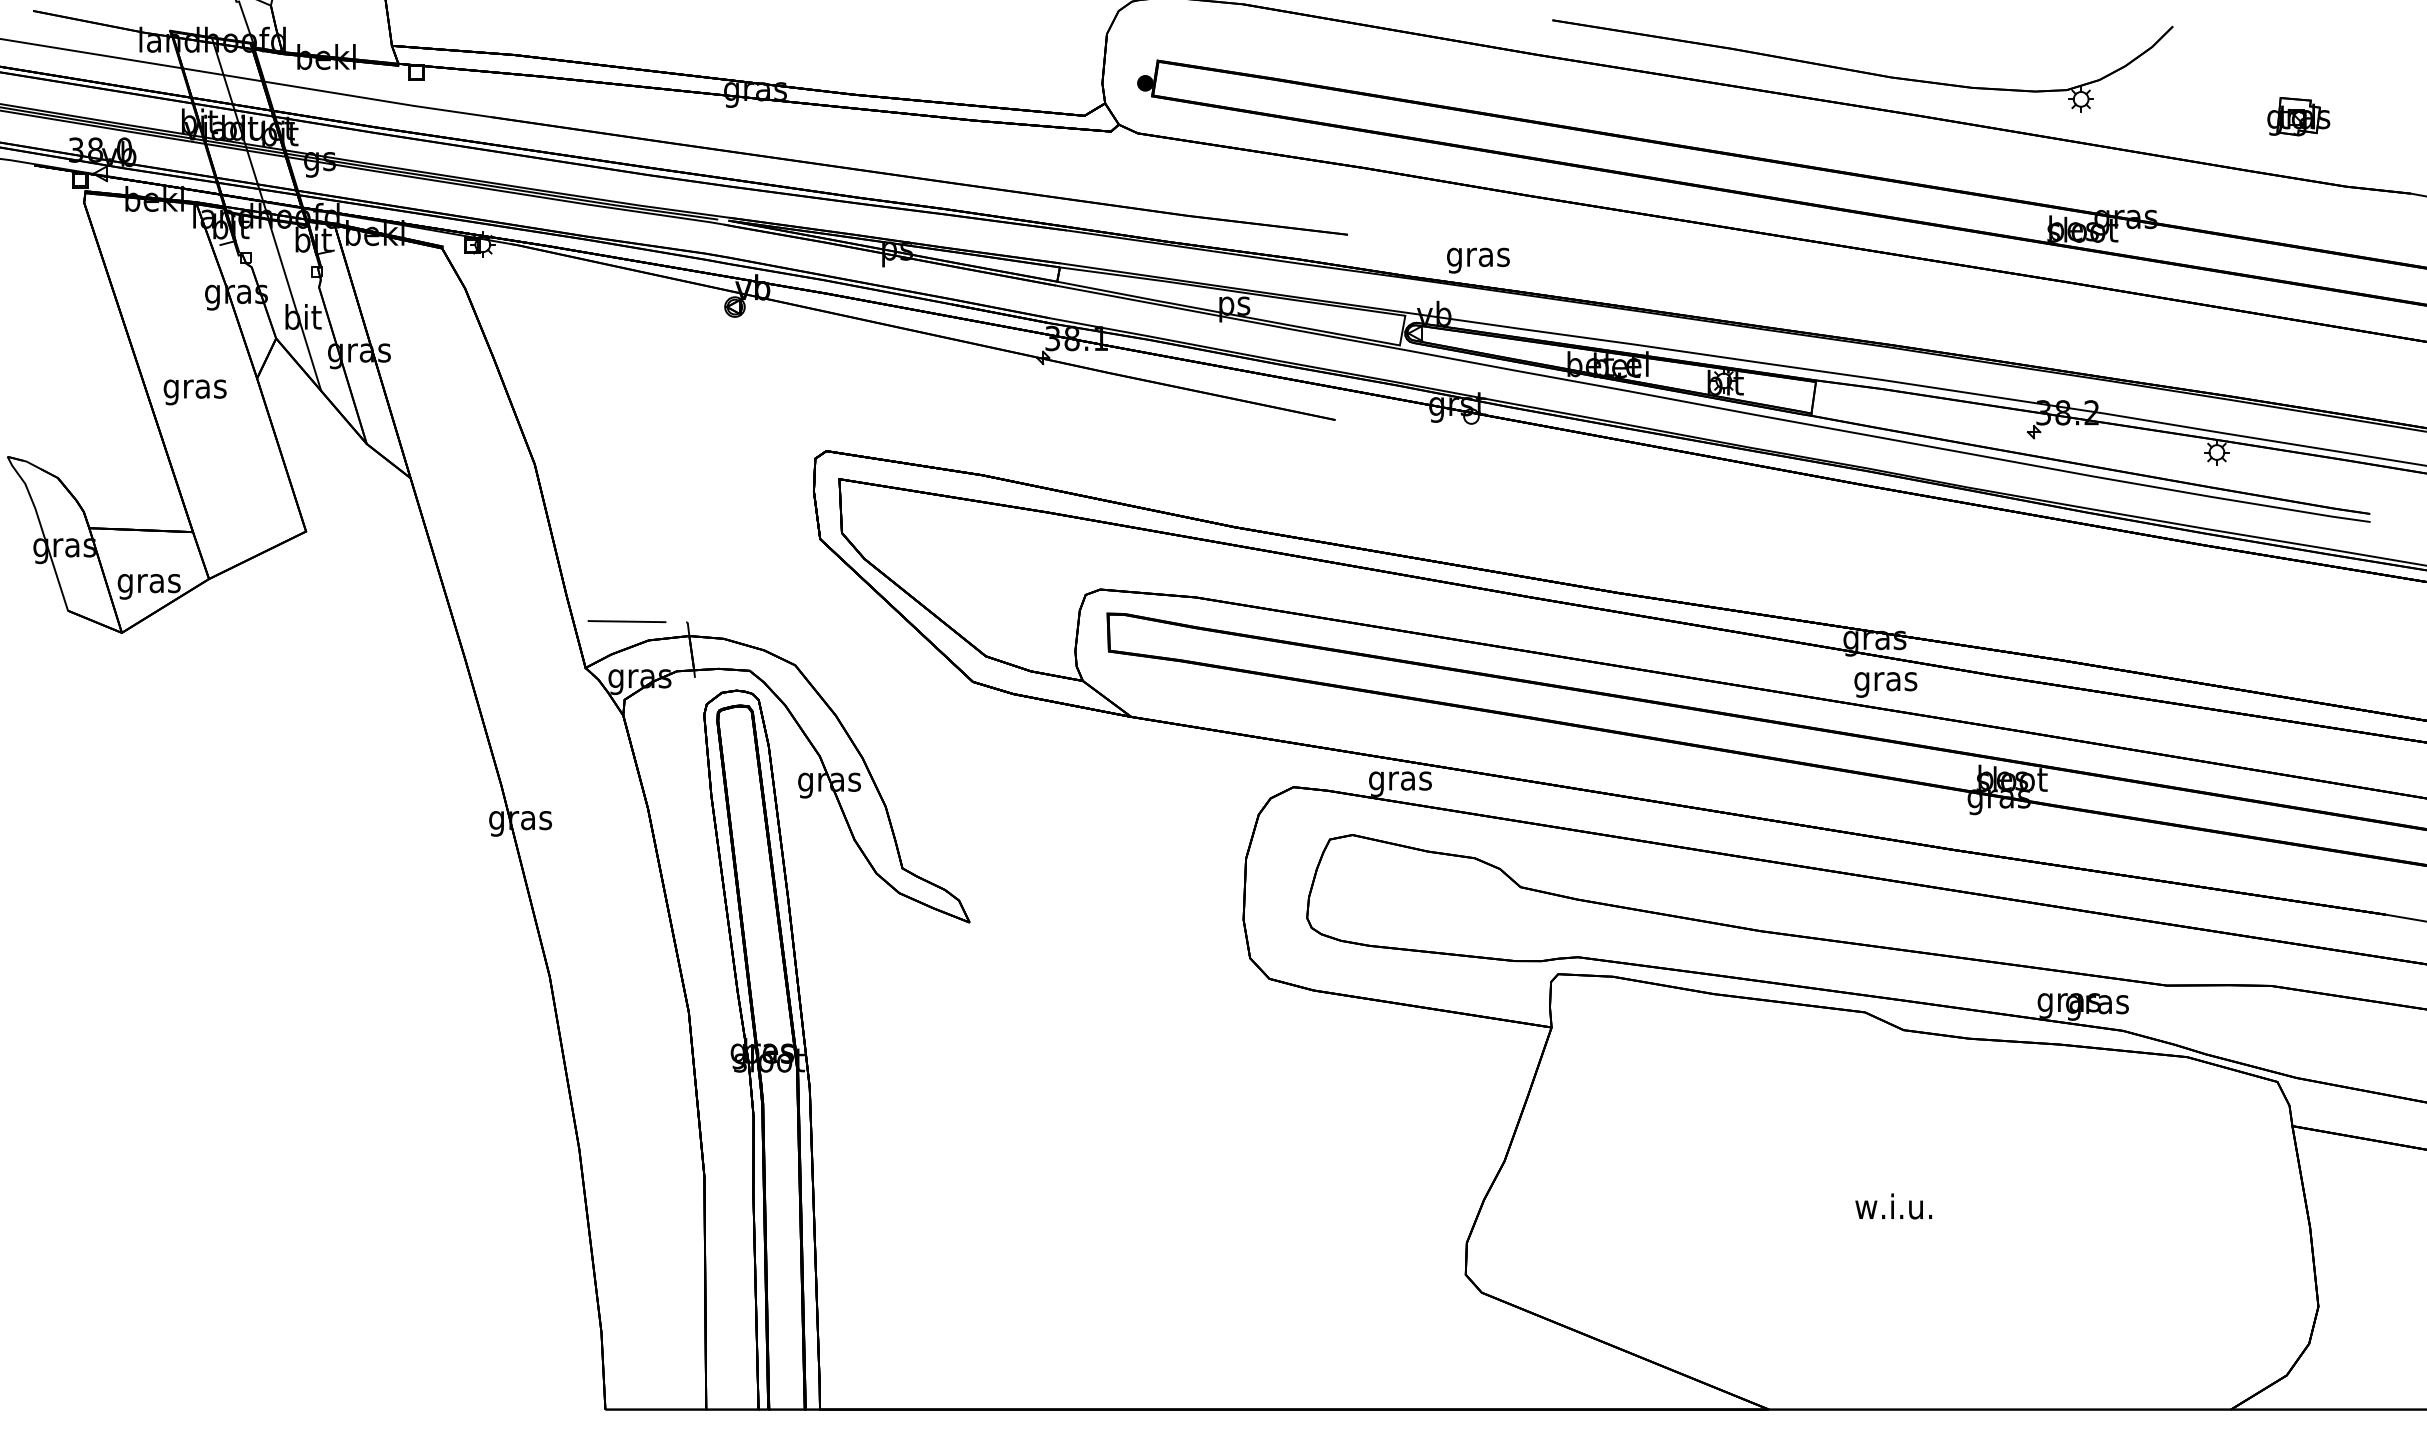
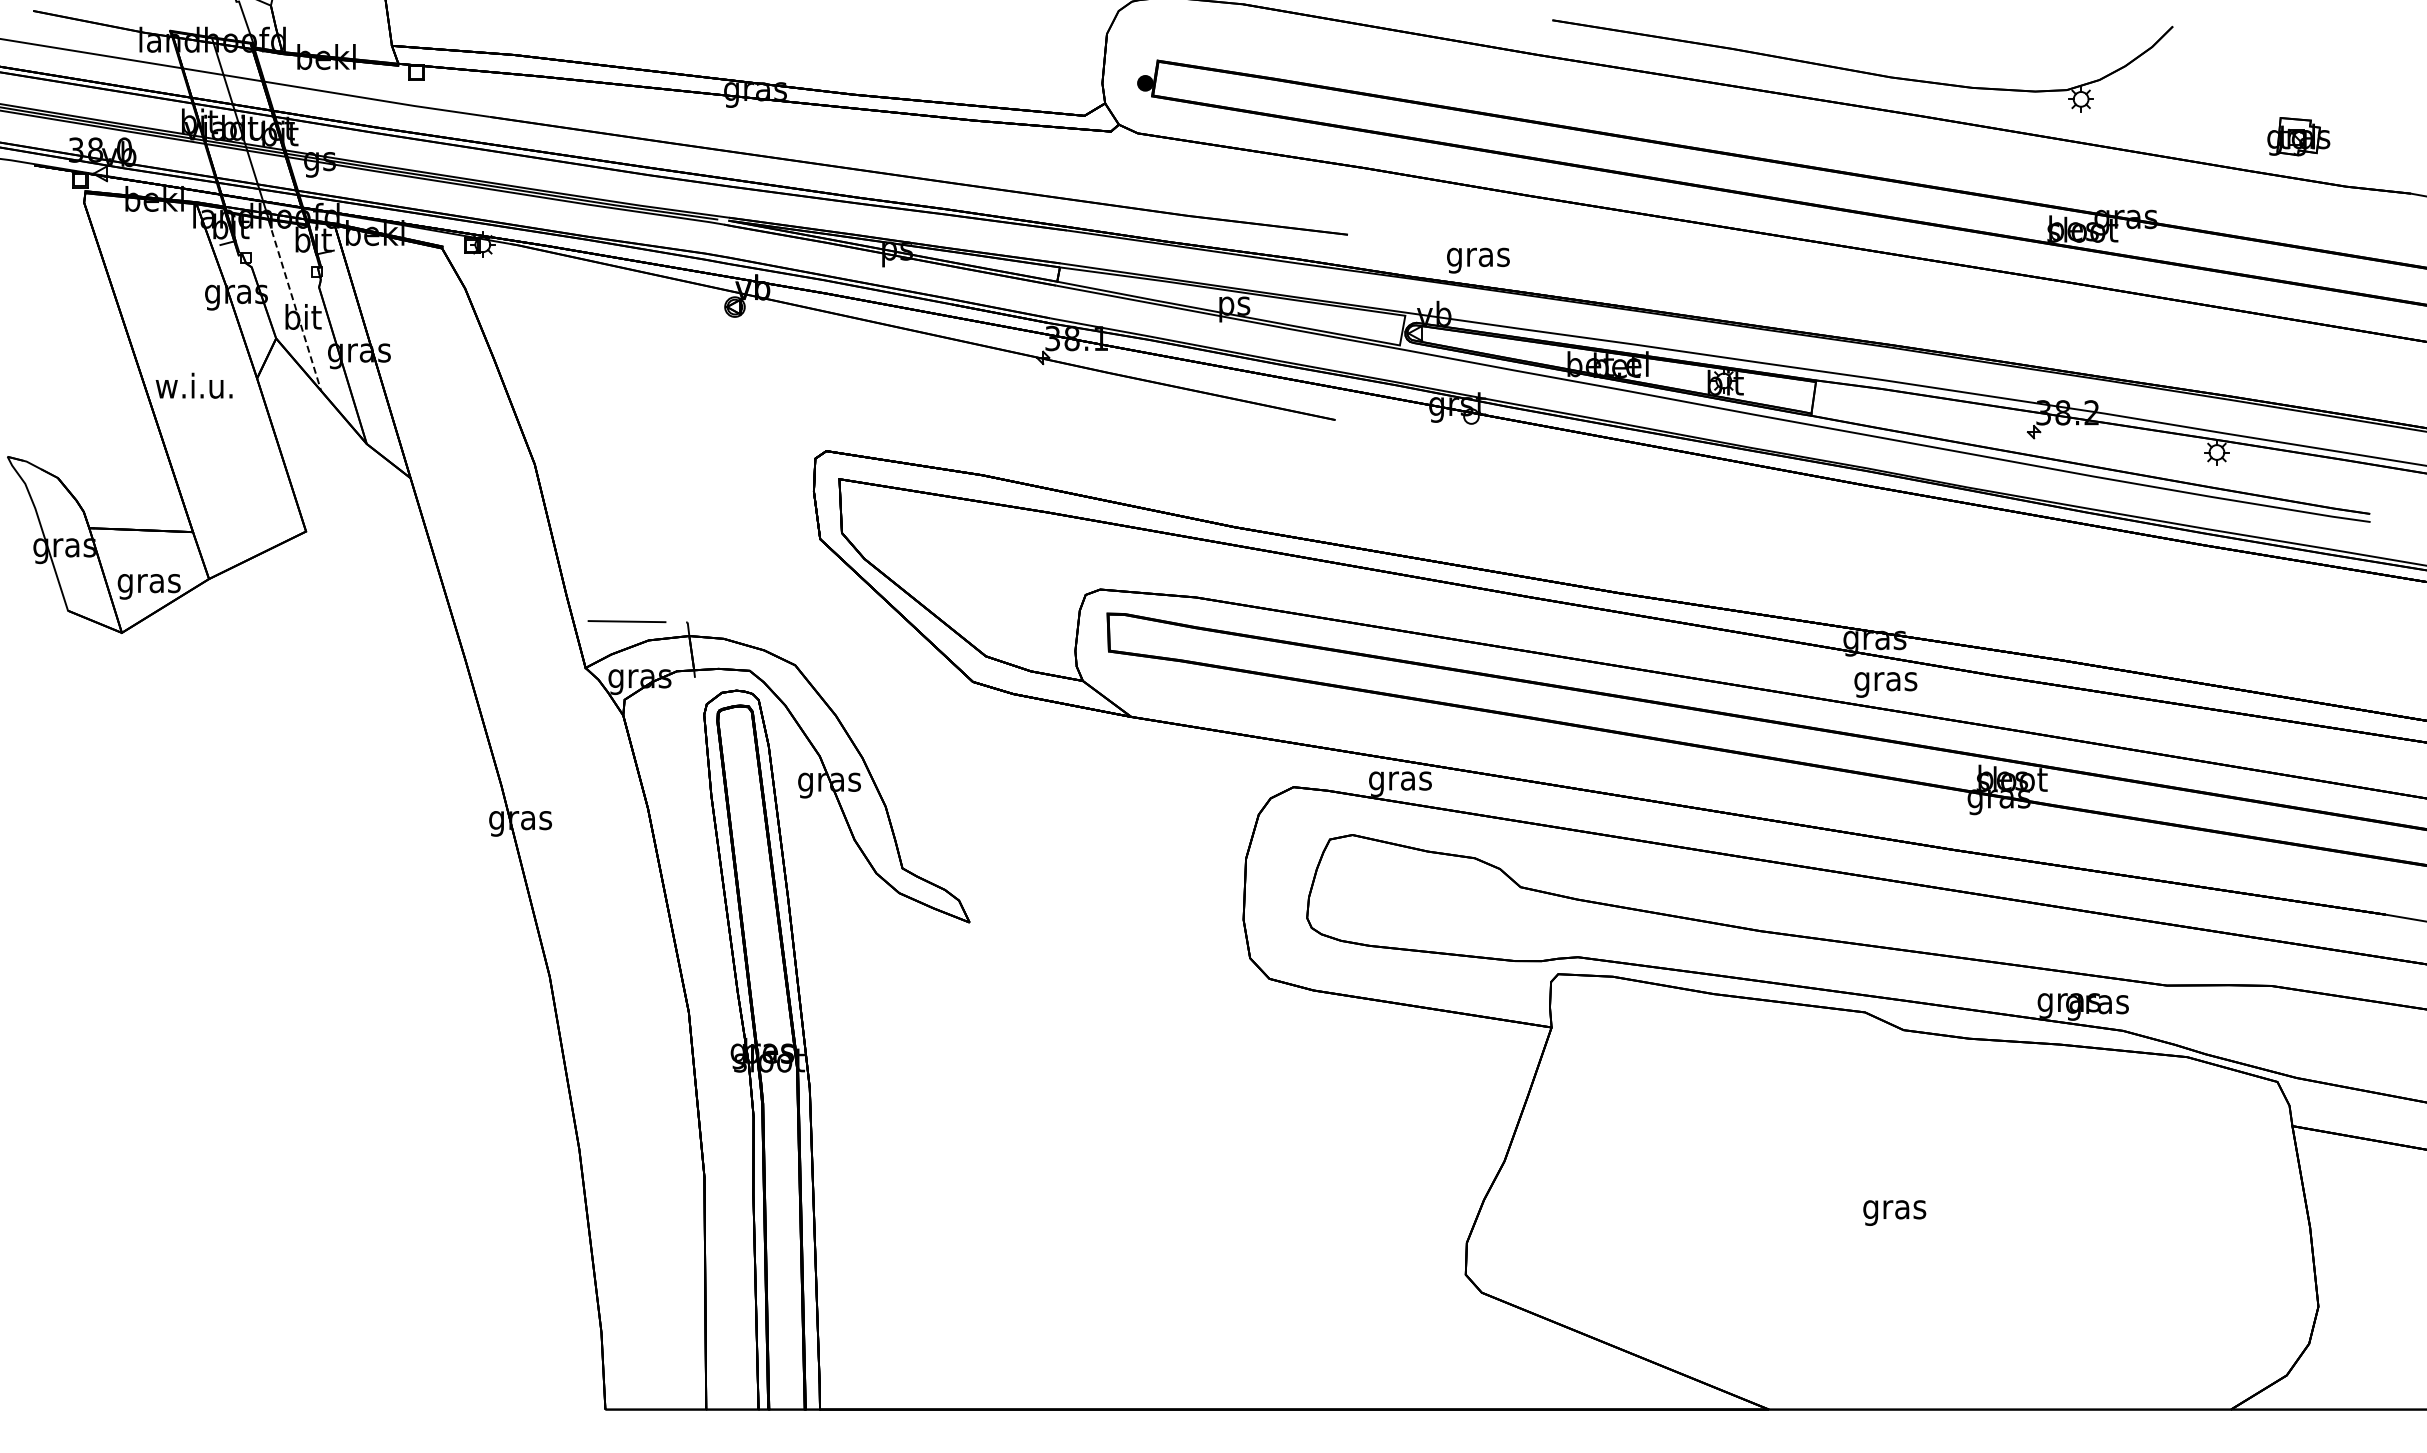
part position: (2298, 116) -> (2298, 136) (2298, 136)
line: solid -> dashed (294, 305)
text: gras -> w.i.u. (193, 388)
text: w.i.u. -> gras (1893, 1209)
